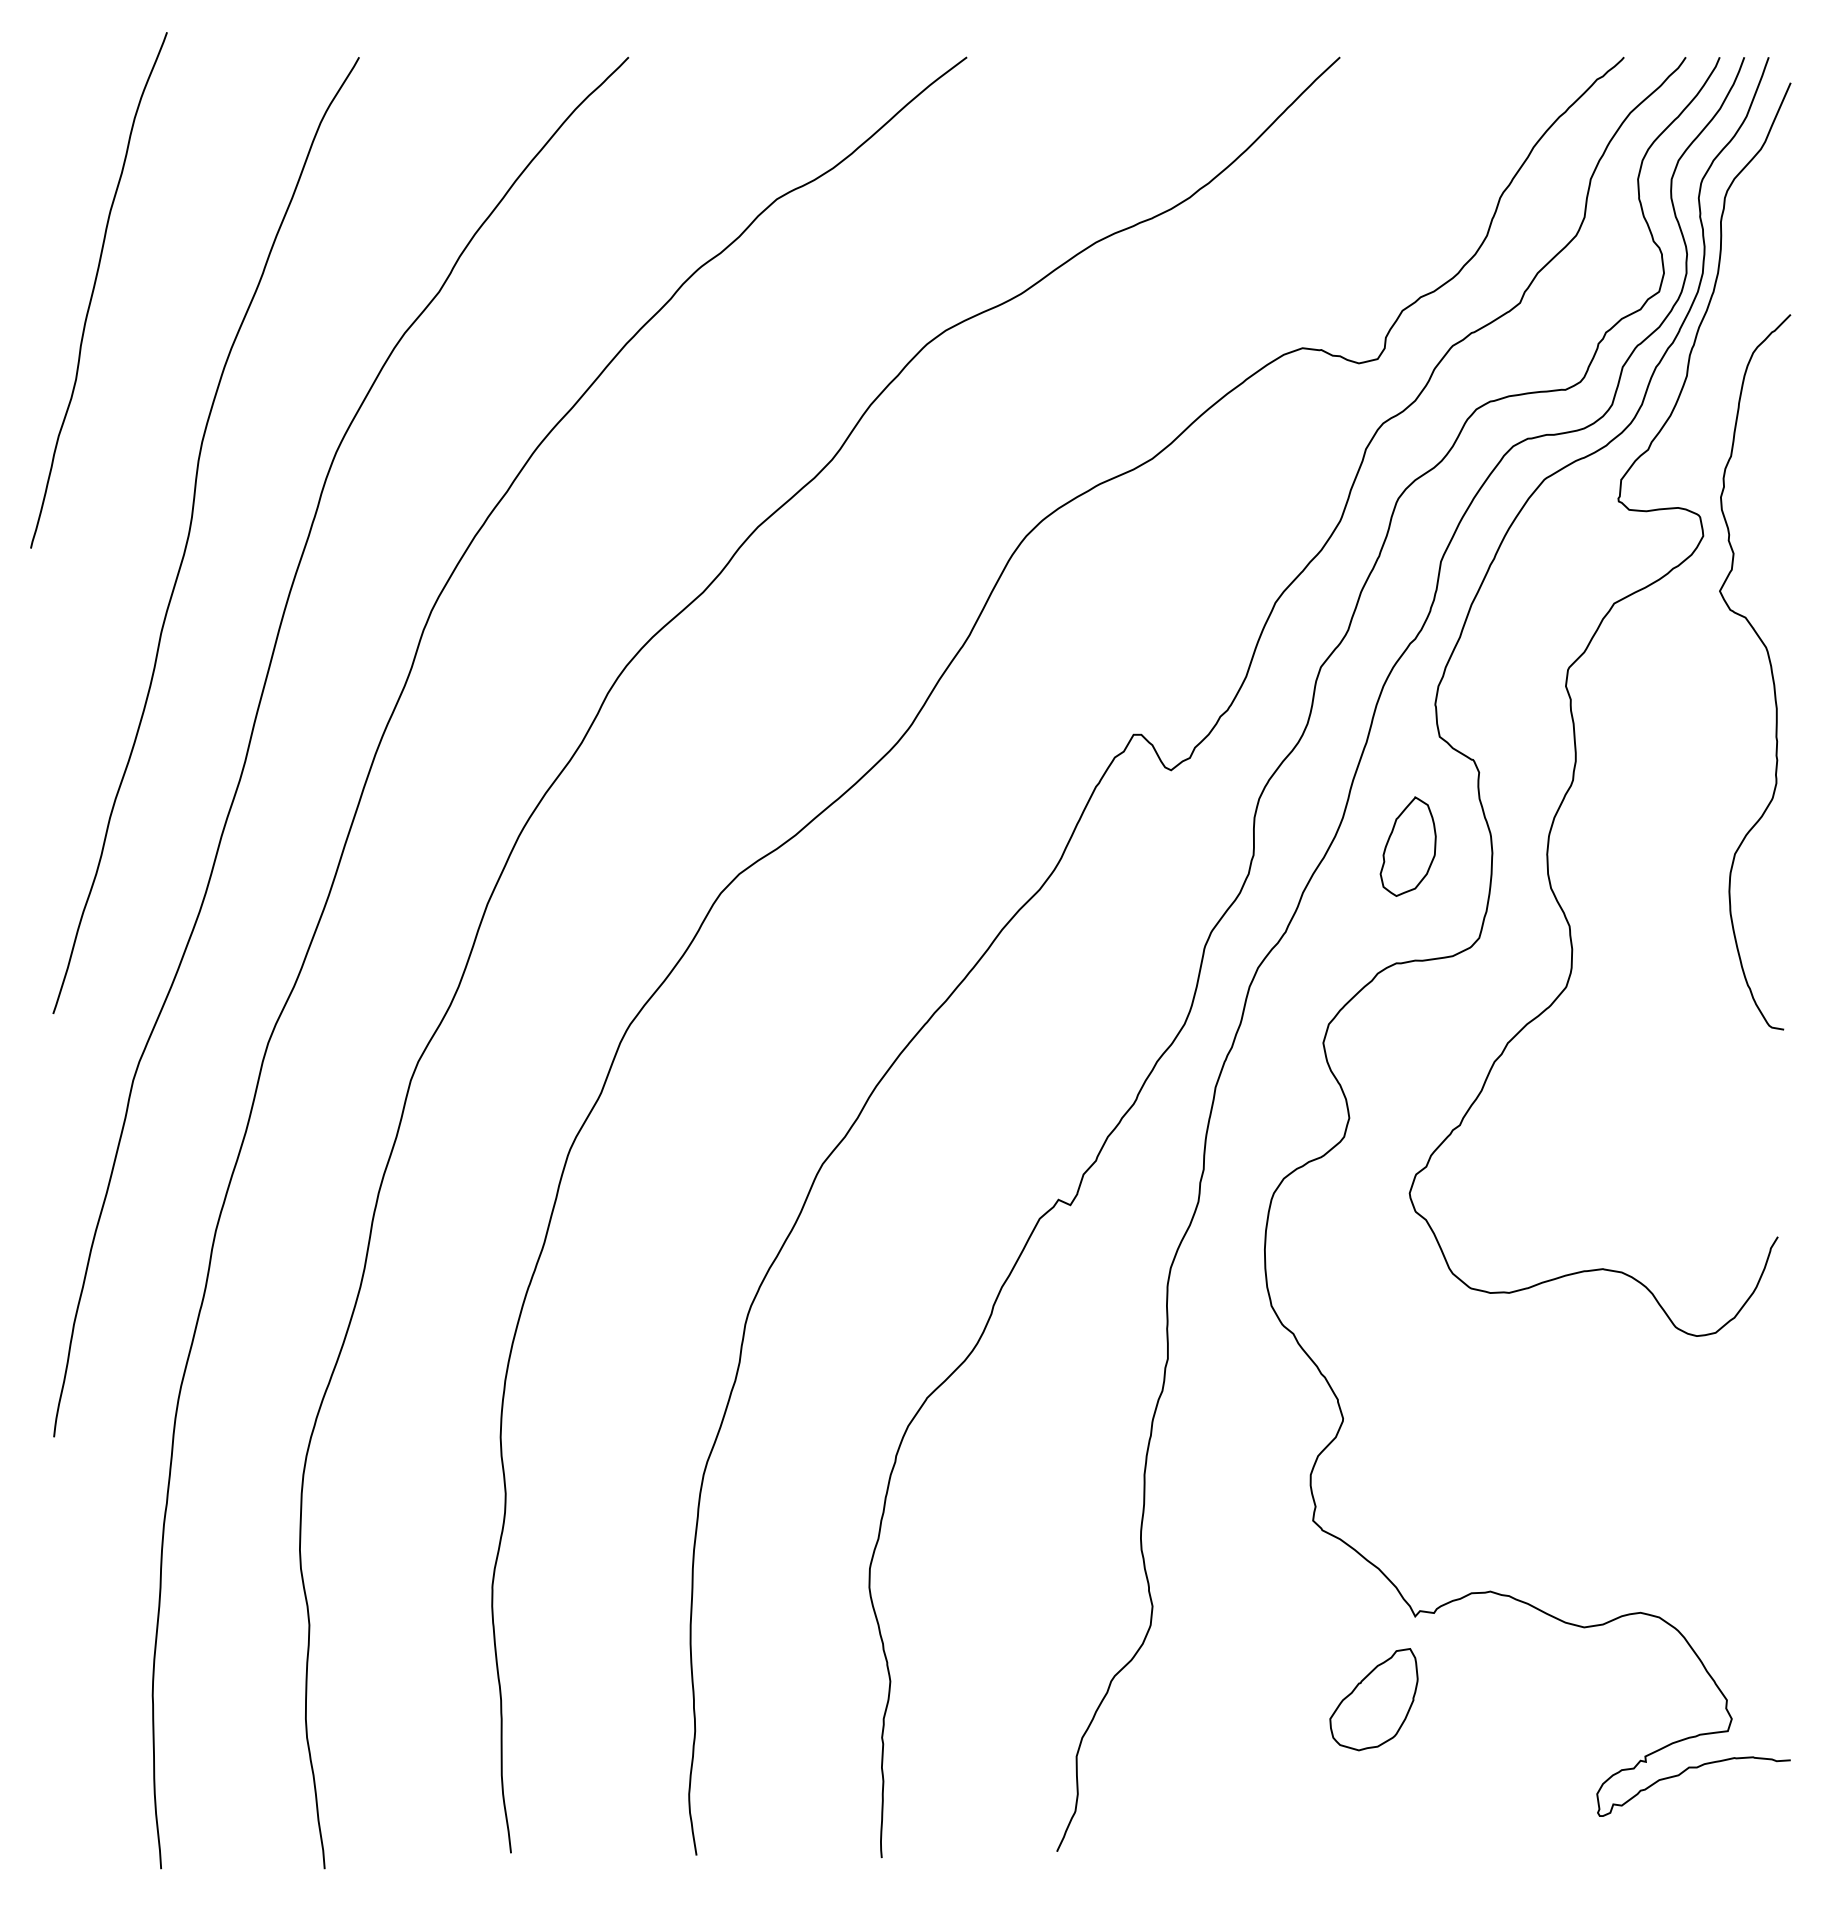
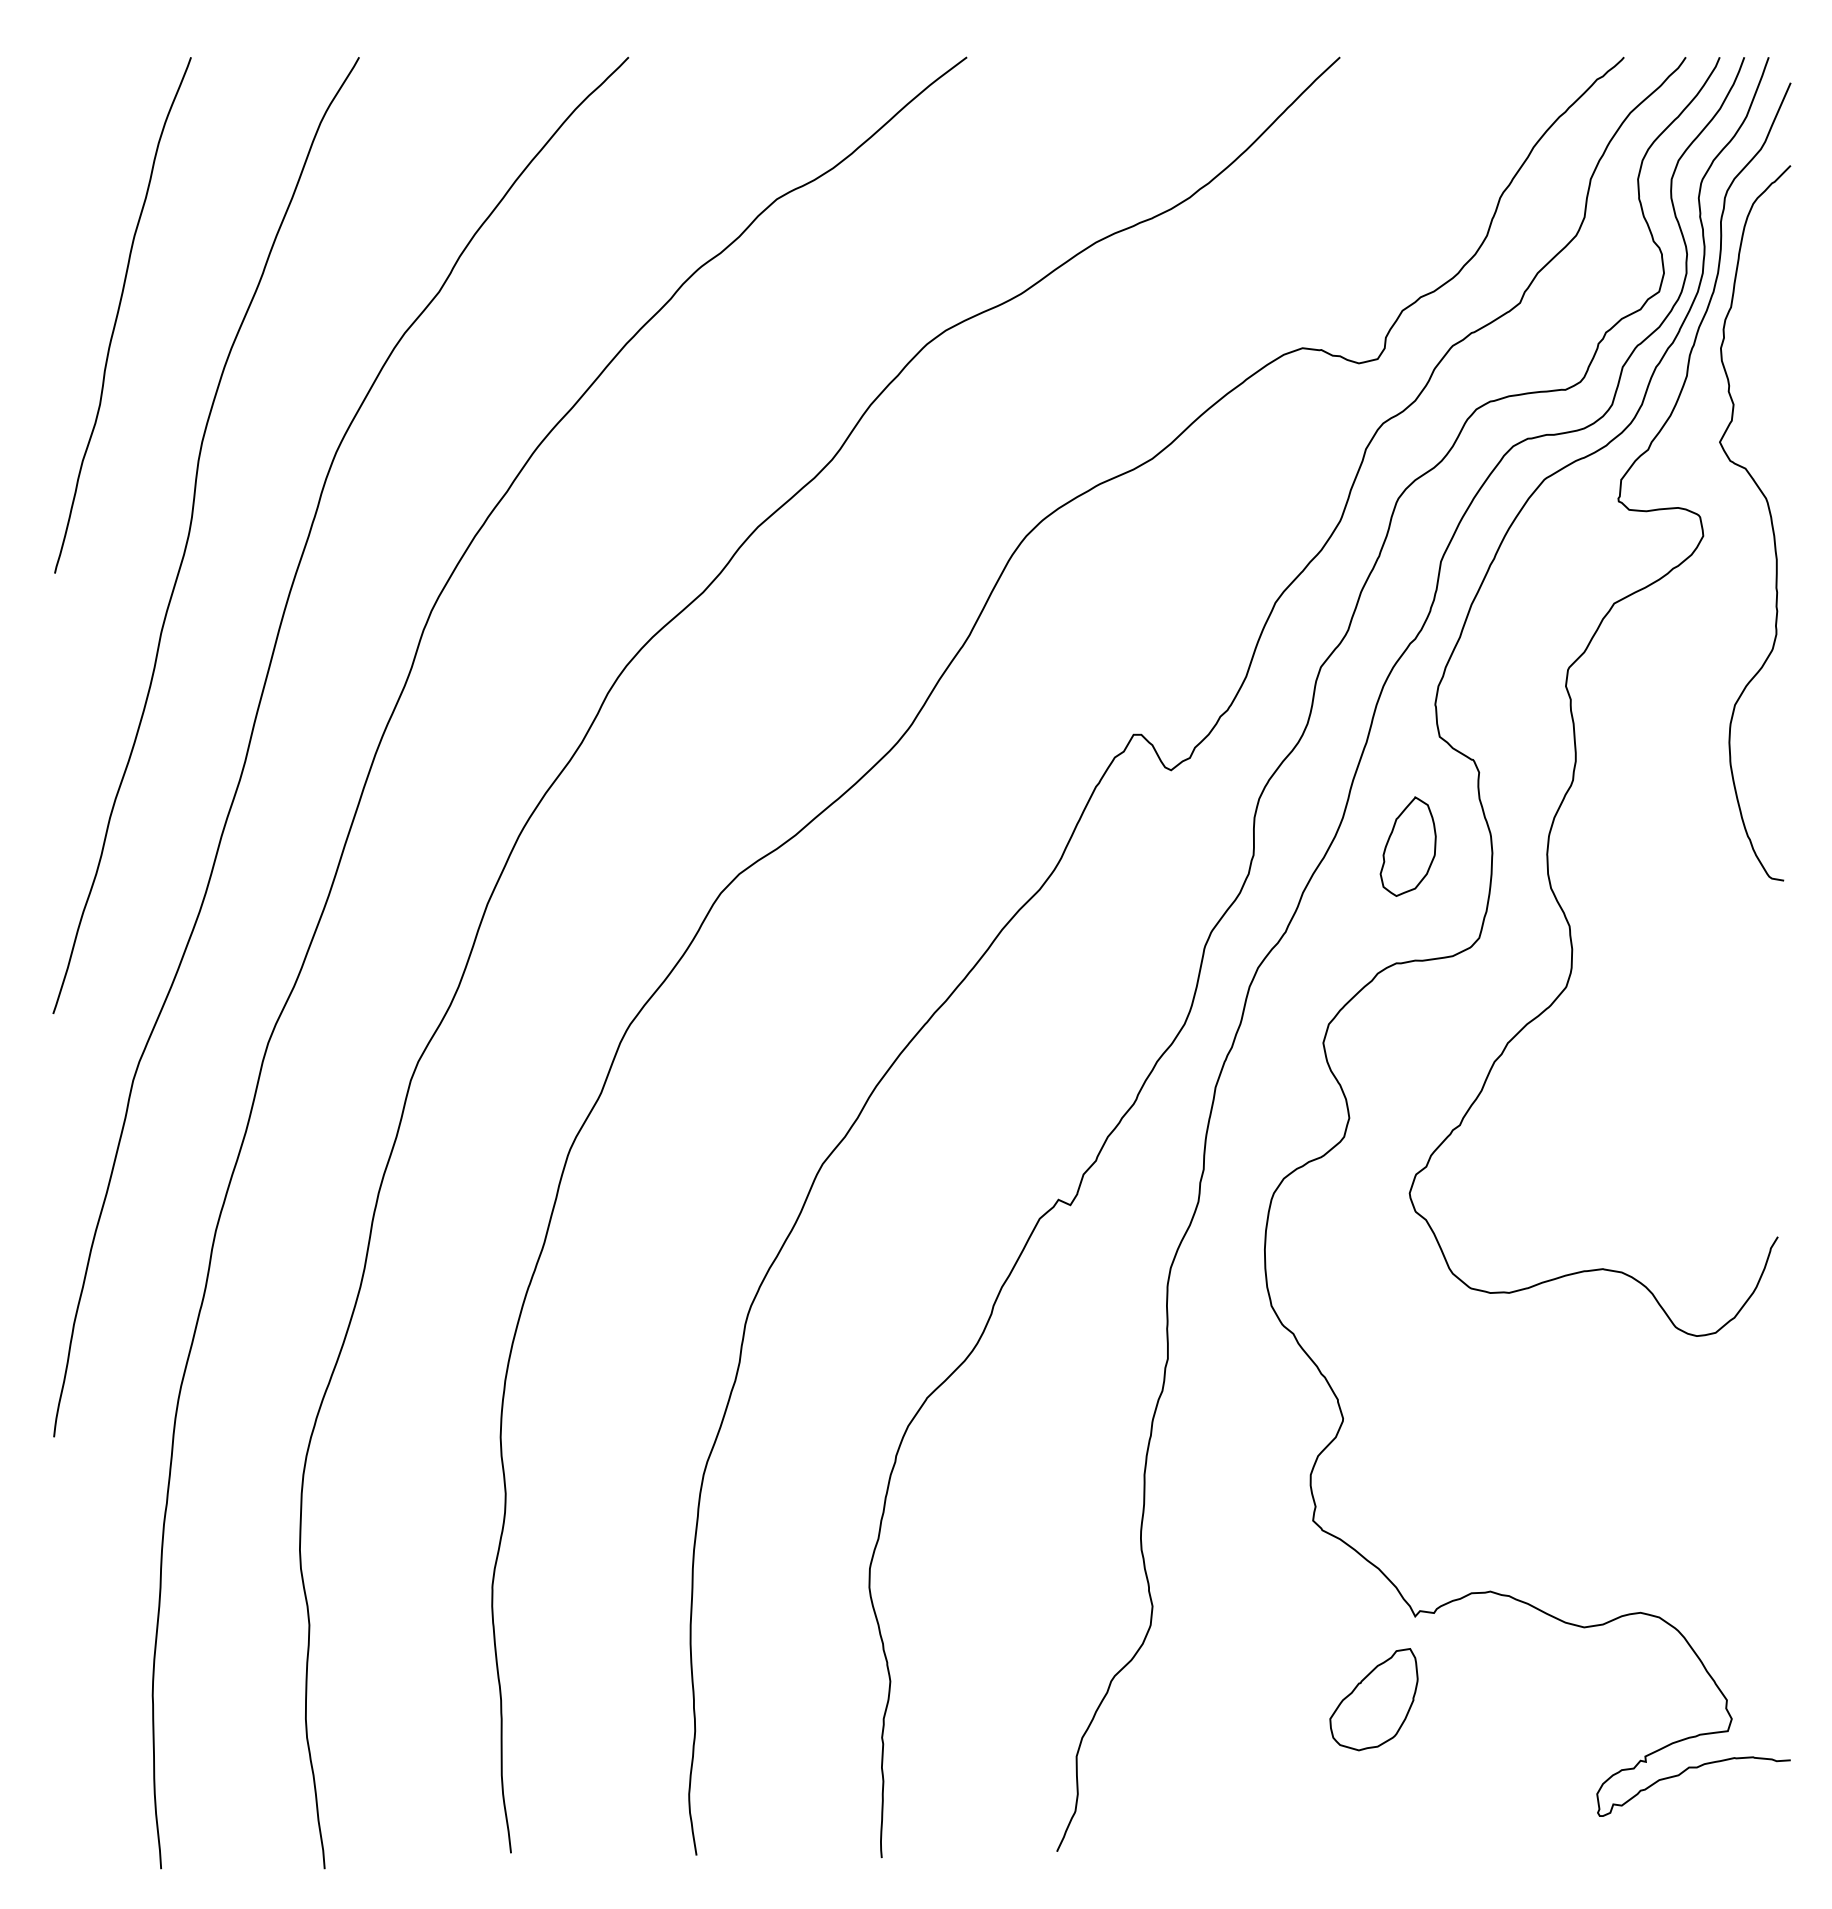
curve position: (94, 290) -> (118, 315) (118, 315)
curve position: (1770, 670) -> (1770, 521) (1770, 521)
